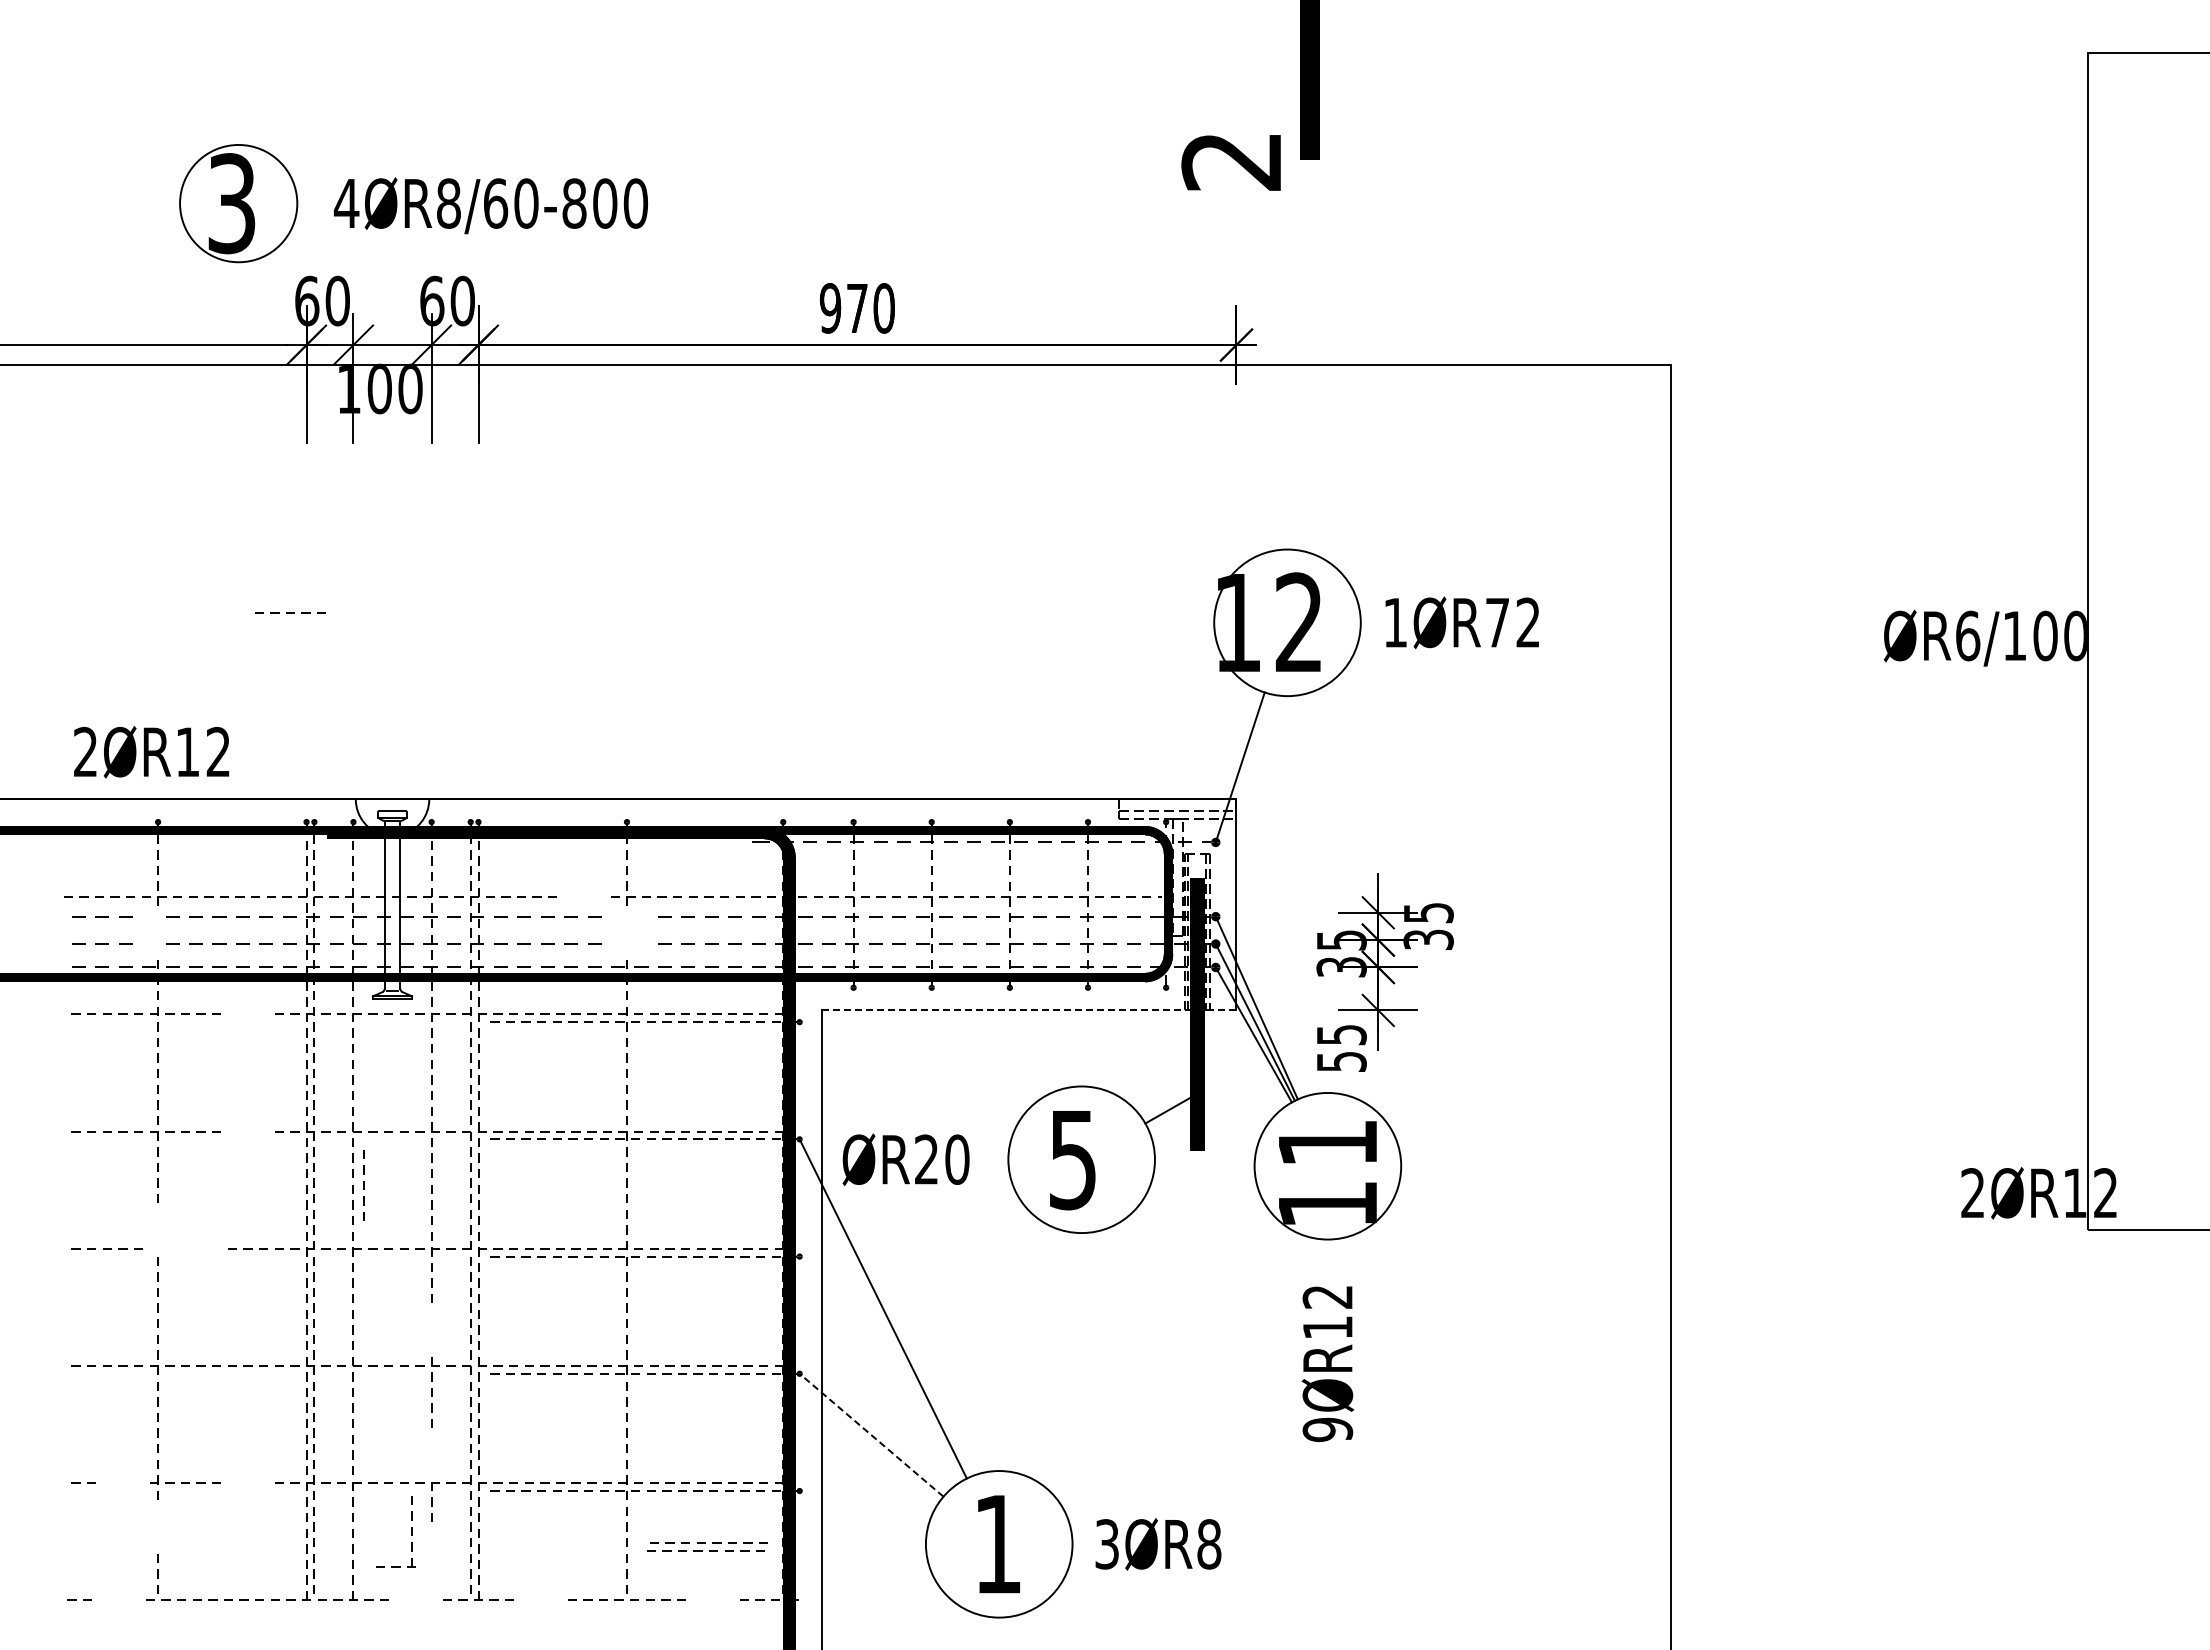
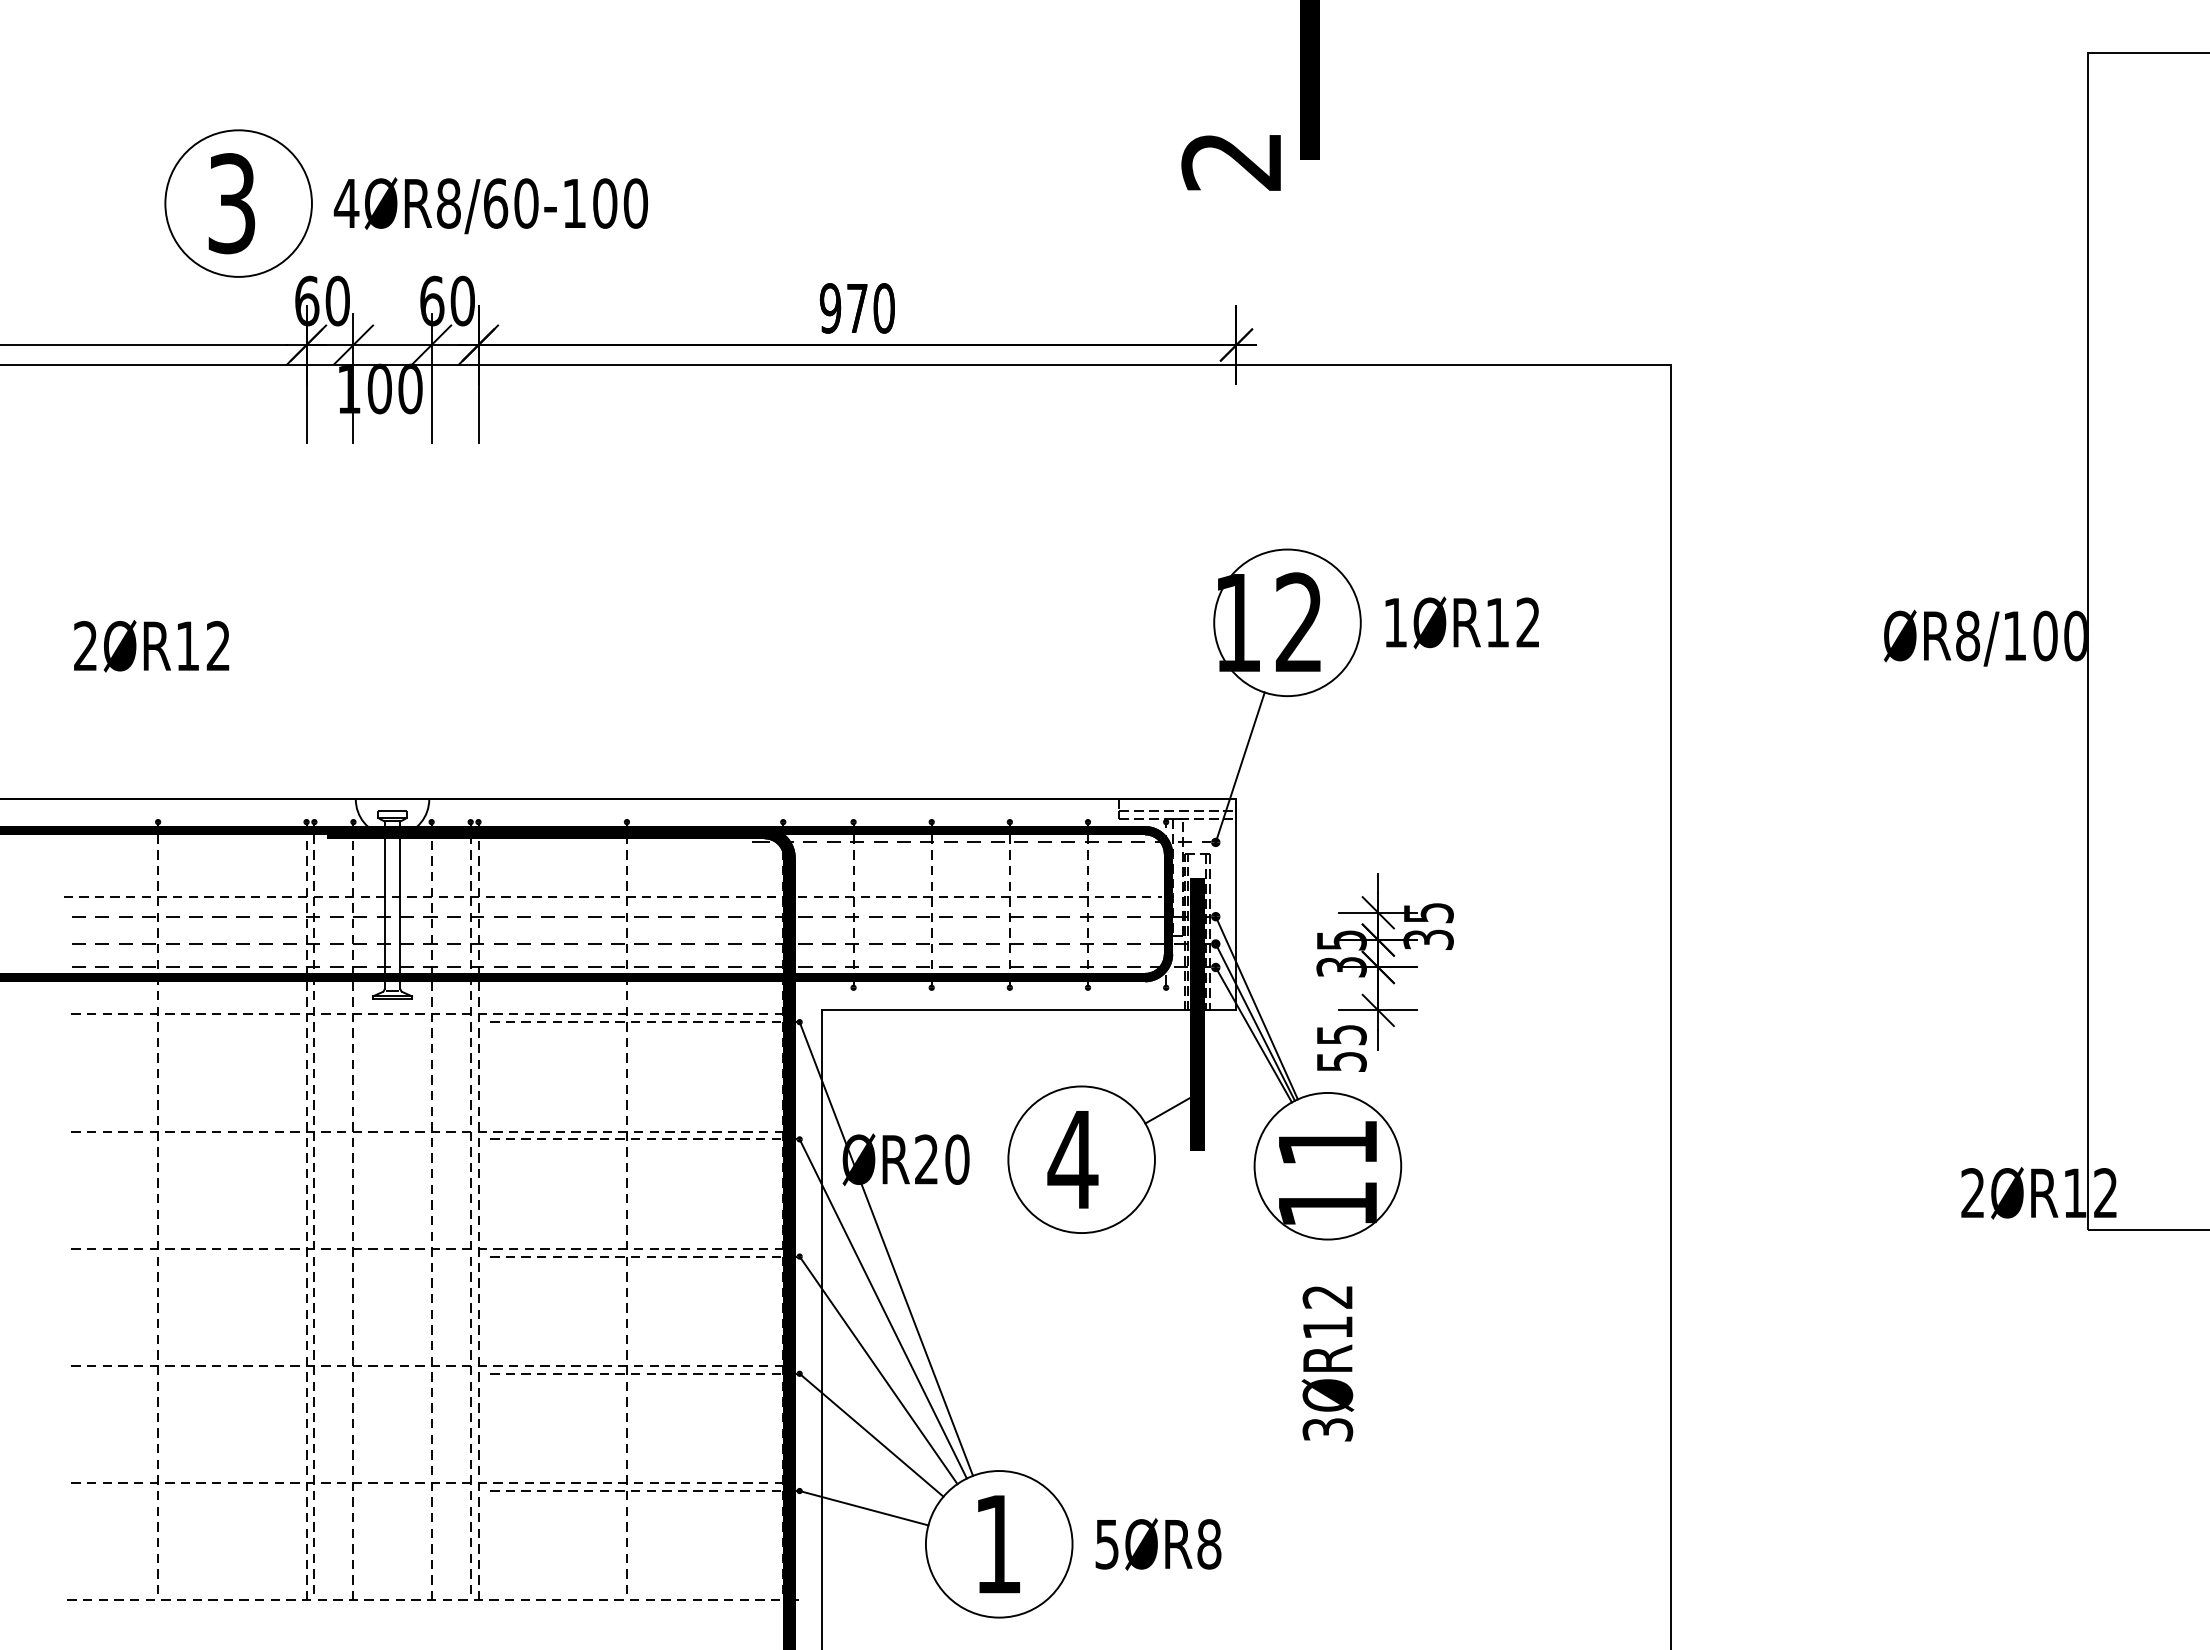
circle diameter: 117 px -> 147 px (238, 203)
text: 4ØR8/60-800 -> 4ØR8/60-100 (574, 203)
line: present -> none (290, 612)
text: 1ØR72 -> 1ØR12 (1497, 622)
text: ØR6/100 -> ØR8/100 (1968, 635)
text position: (151, 752) -> (151, 646) (151, 646)
line: none -> present (583, 896)
part: none -> present (157, 932)
part: none -> present (629, 932)
line: dashed -> solid (1028, 1010)
line: none -> present (247, 1013)
line: none -> present (247, 1131)
text: 5 -> 4 (1072, 1160)
line: present -> none (363, 1185)
part: none -> present (185, 1248)
line: none -> present (886, 1248)
line: none -> present (431, 1329)
line: none -> present (878, 1370)
text: 9ØR12 -> 3ØR12 (1327, 1429)
line: dashed -> solid (871, 1435)
line: none -> present (431, 1454)
line: none -> present (122, 1482)
line: none -> present (247, 1482)
line: none -> present (863, 1508)
line: none -> present (157, 1526)
part position: (411, 1531) -> (431, 1564) (431, 1564)
text: 3ØR8 -> 5ØR8 (1107, 1544)
part: present -> none (707, 1546)
line: none -> present (118, 1599)
line: none -> present (540, 1599)
line: none -> present (712, 1599)
